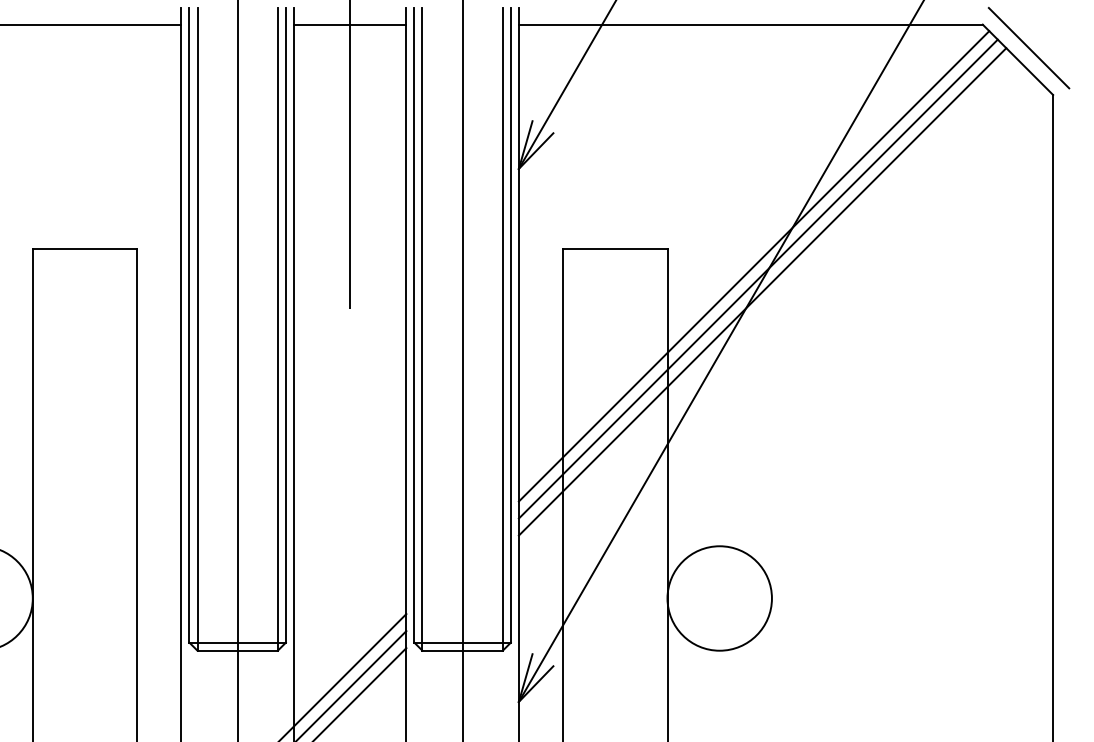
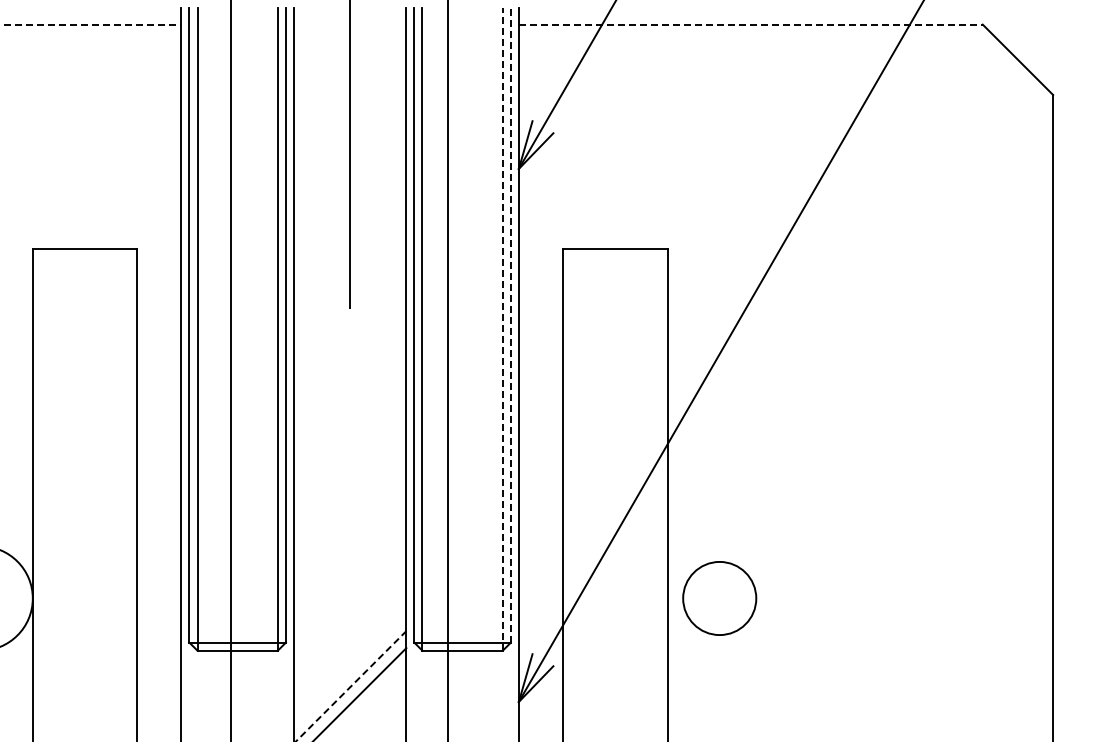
line: solid -> dashed (91, 24)
line: present -> none (349, 24)
line: solid -> dashed (750, 24)
line: present -> none (1028, 47)
line: present -> none (753, 266)
line: present -> none (757, 278)
line: present -> none (762, 291)
line: solid -> dashed (510, 324)
line: solid -> dashed (502, 328)
line position: (237, 370) -> (230, 370) (230, 370)
line position: (462, 370) -> (447, 370) (447, 370)
circle diameter: 104 px -> 73 px (719, 598)
line: present -> none (343, 676)
line: solid -> dashed (351, 686)
